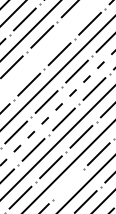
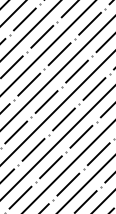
line: none -> present (48, 48)
line: dashed -> solid (58, 107)
line: none -> present (68, 184)
